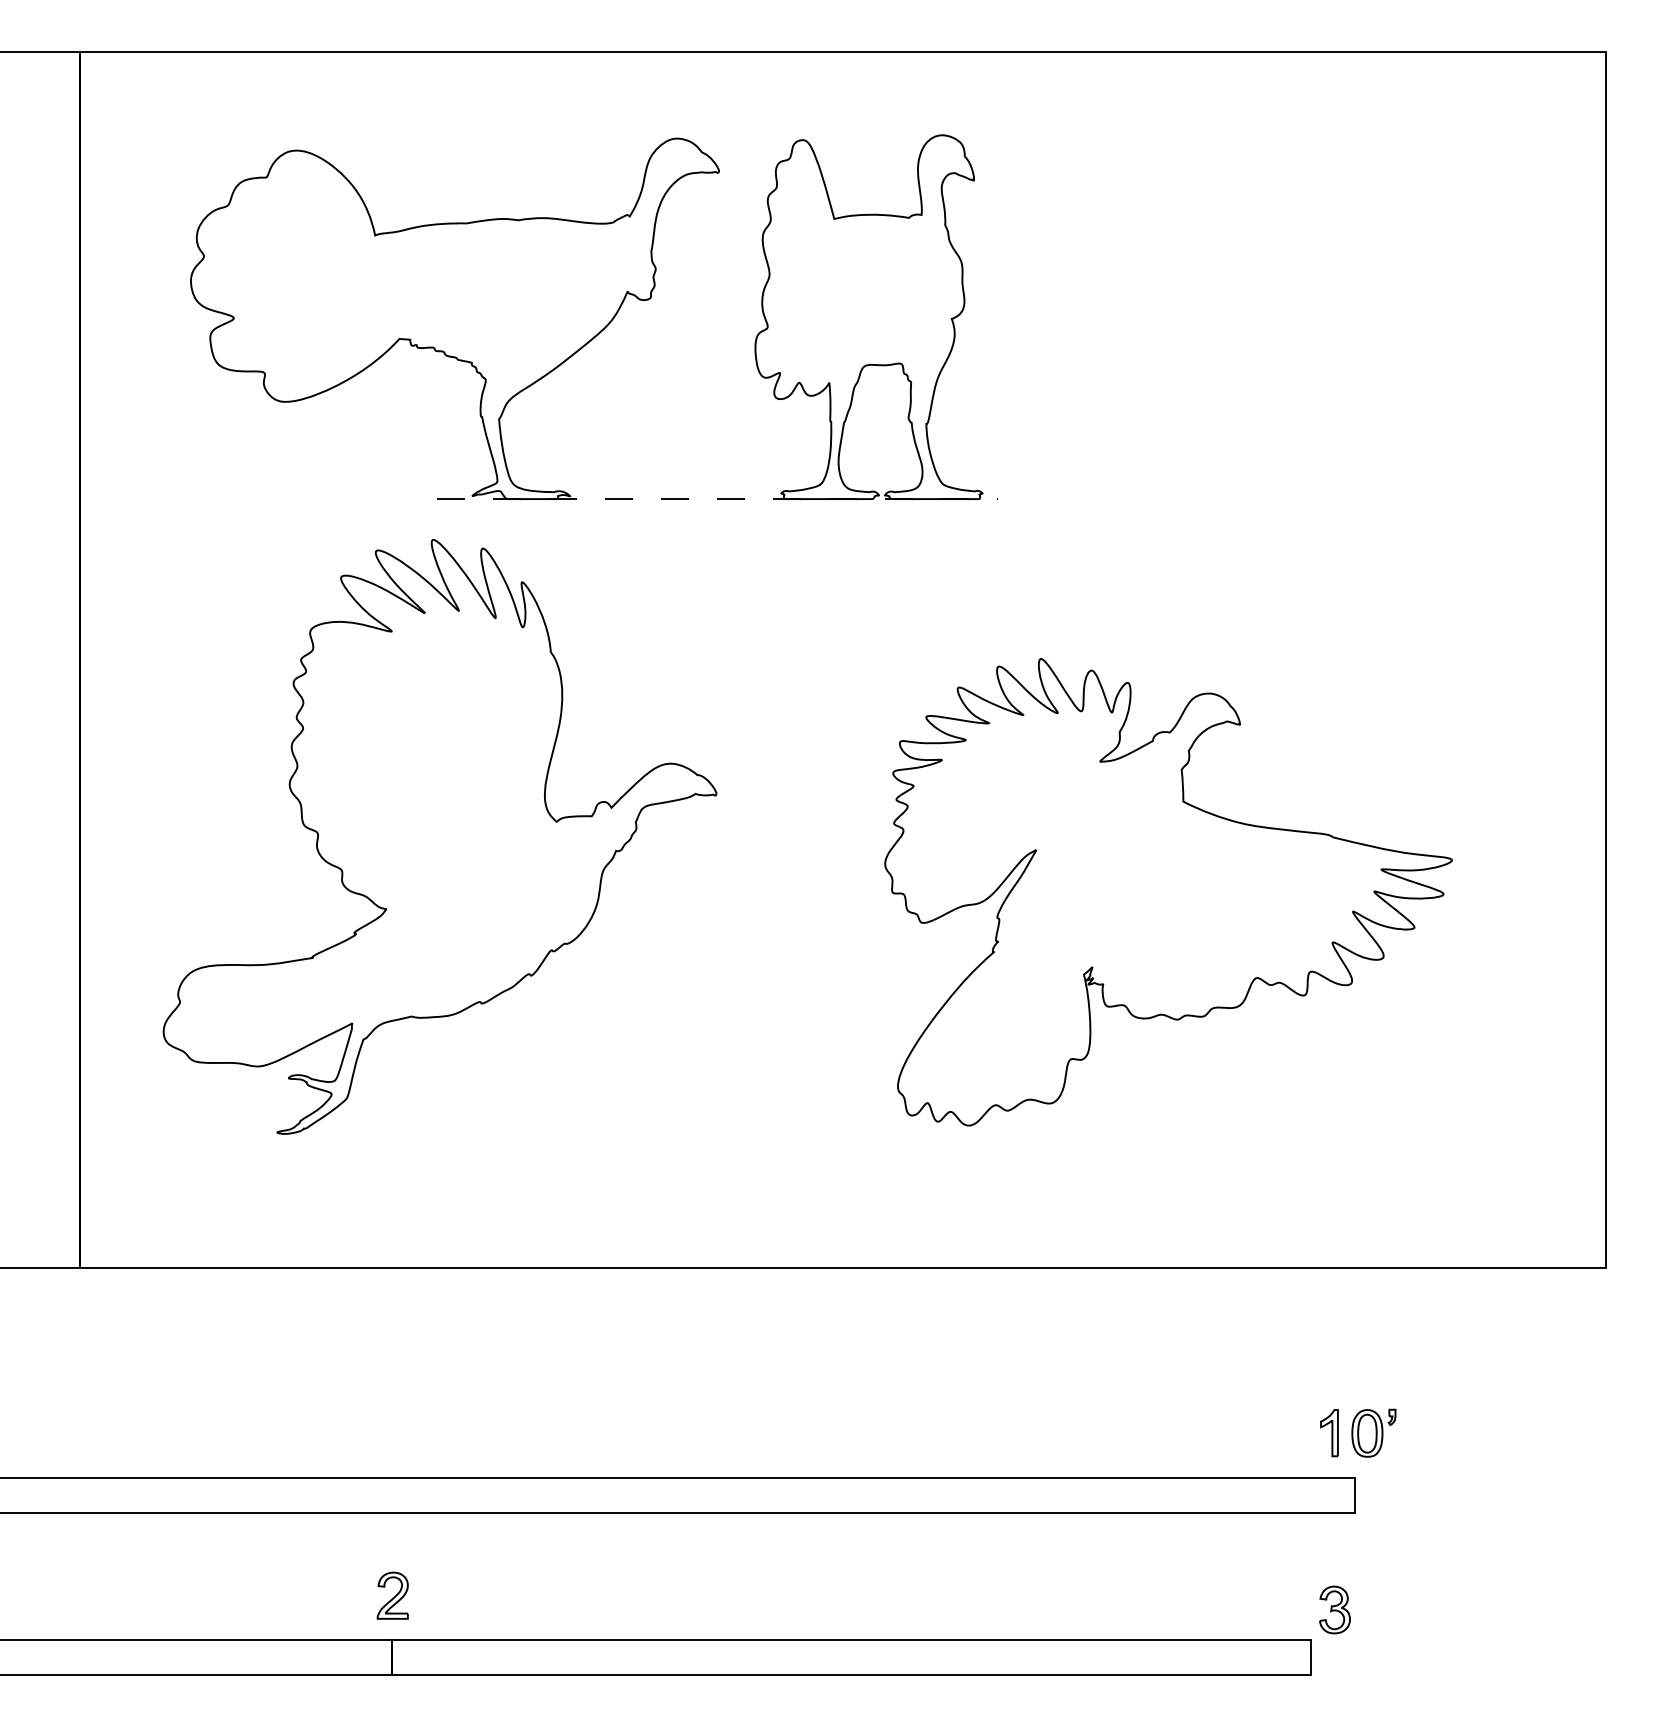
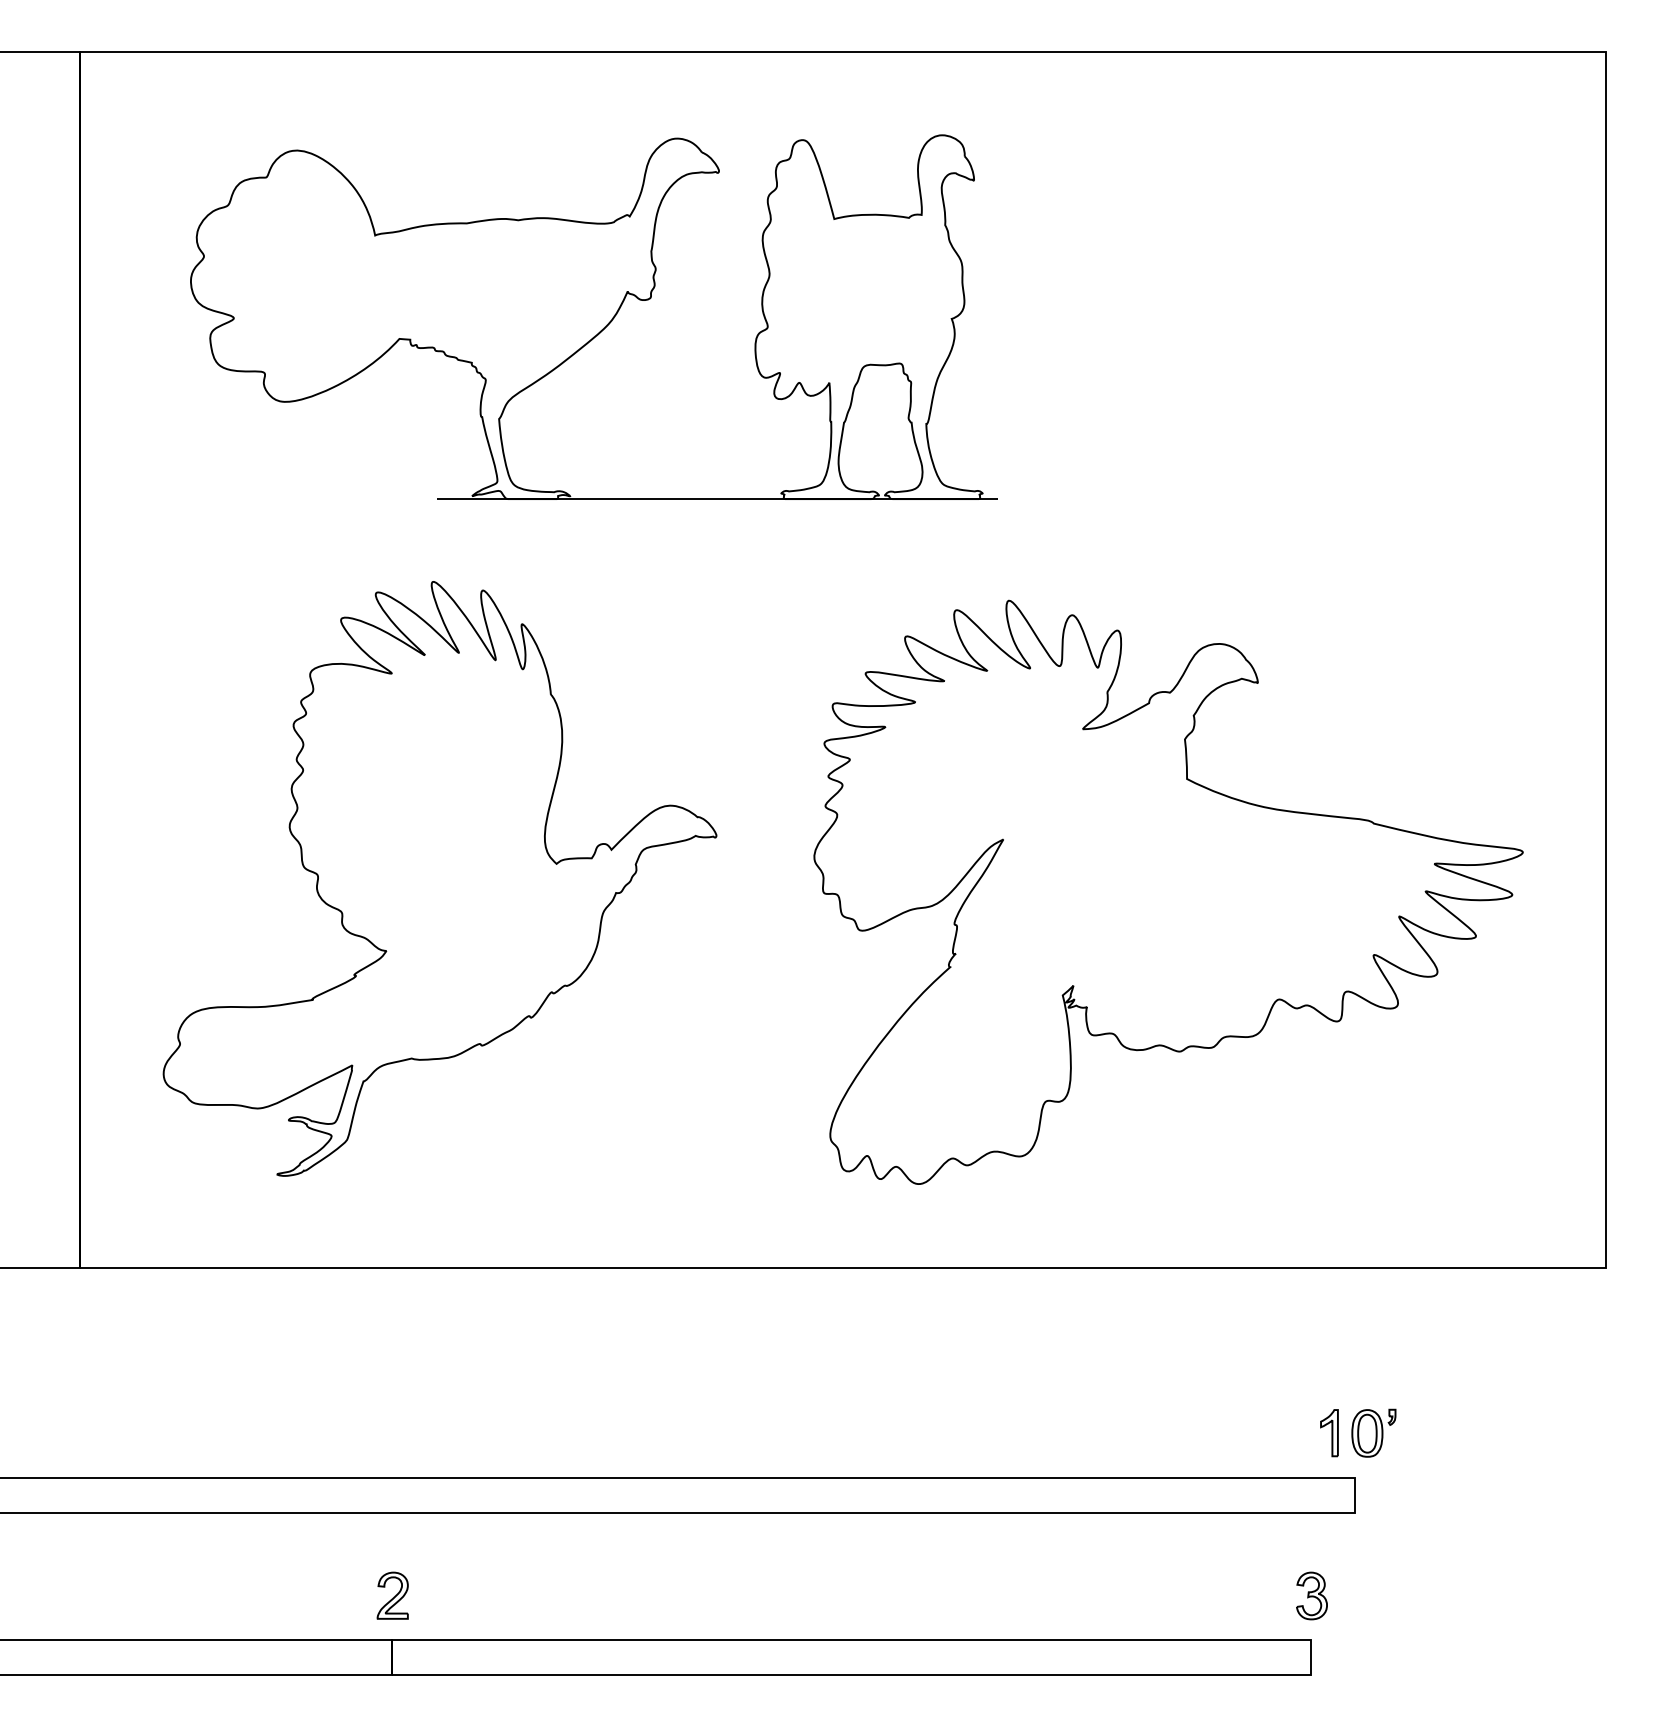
line: dashed -> solid (717, 499)
part position: (439, 836) -> (439, 878) (439, 878)
part size: 569x469 px -> 711x586 px (1168, 891)
part position: (1334, 1609) -> (1311, 1595) (1311, 1595)
